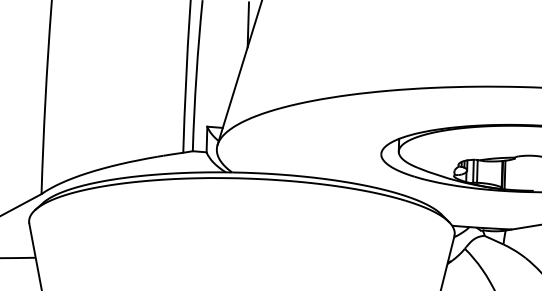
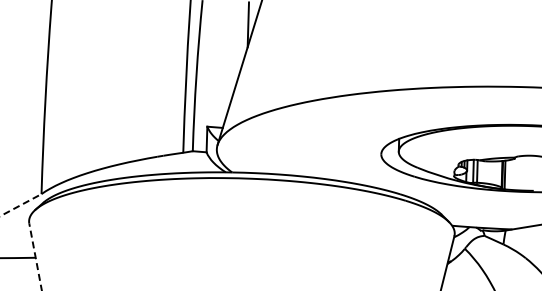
line: solid -> dashed (21, 204)
line: solid -> dashed (35, 256)
